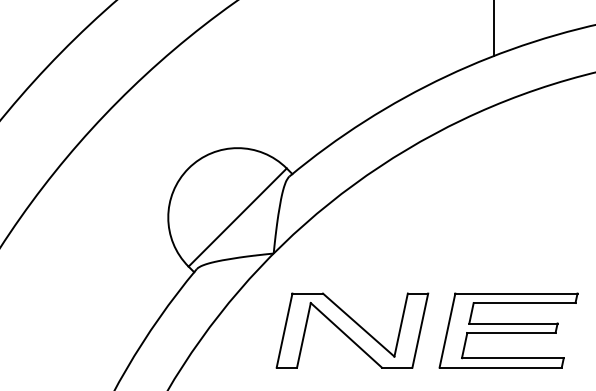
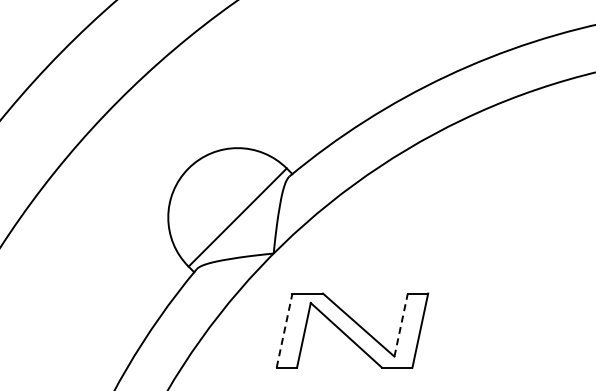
line: present -> none (494, 28)
line: solid -> dashed (401, 324)
line: solid -> dashed (284, 330)
part: present -> none (508, 330)
